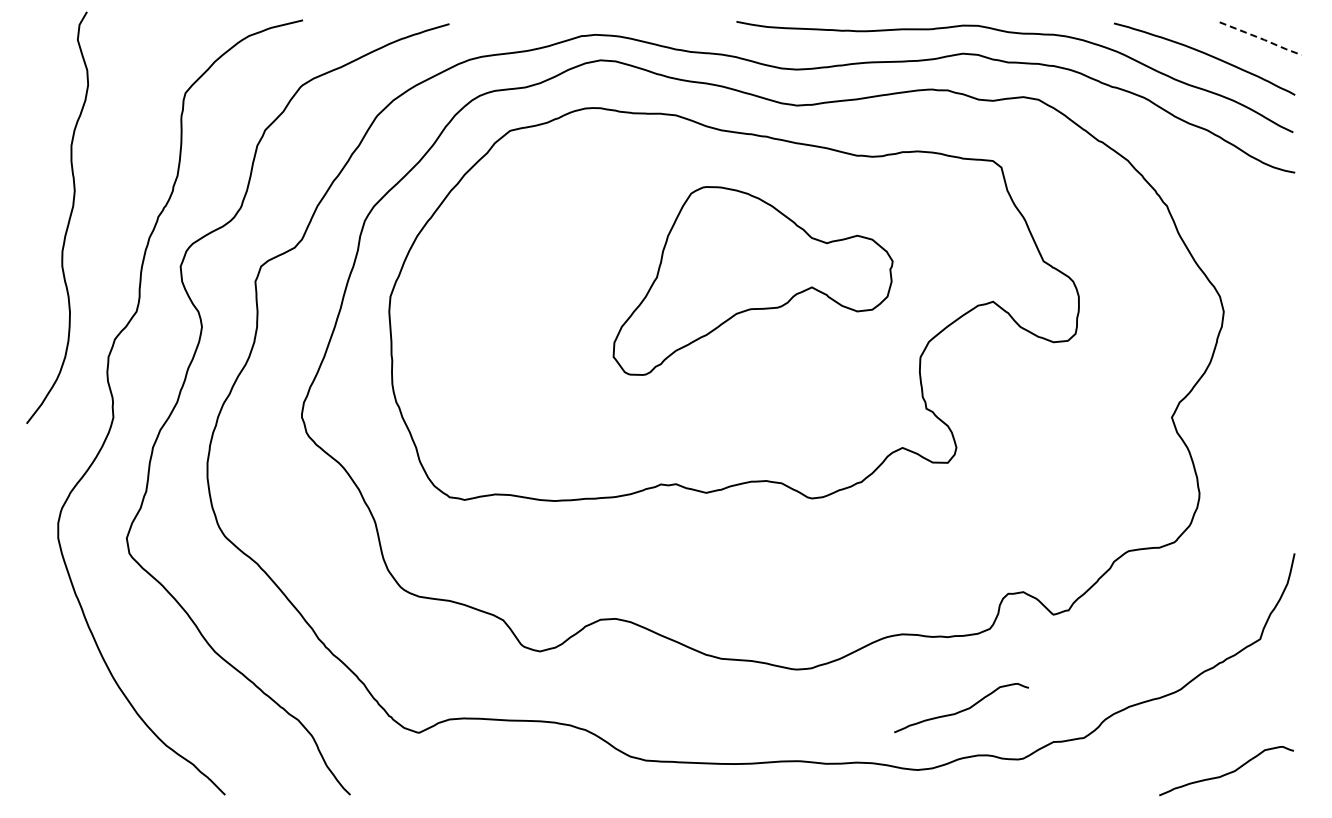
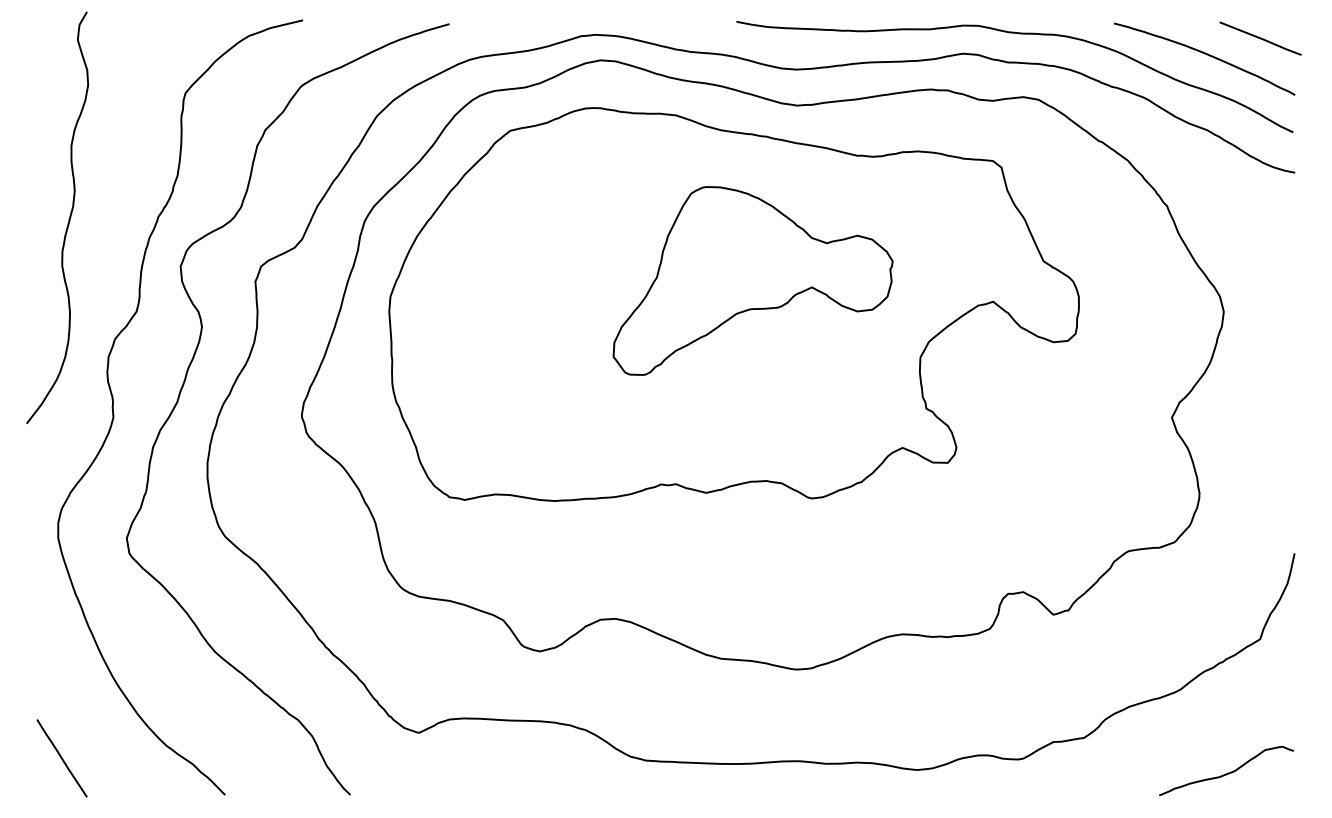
line: dashed -> solid (1261, 38)
curve: present -> none (961, 710)
line: none -> present (61, 758)
